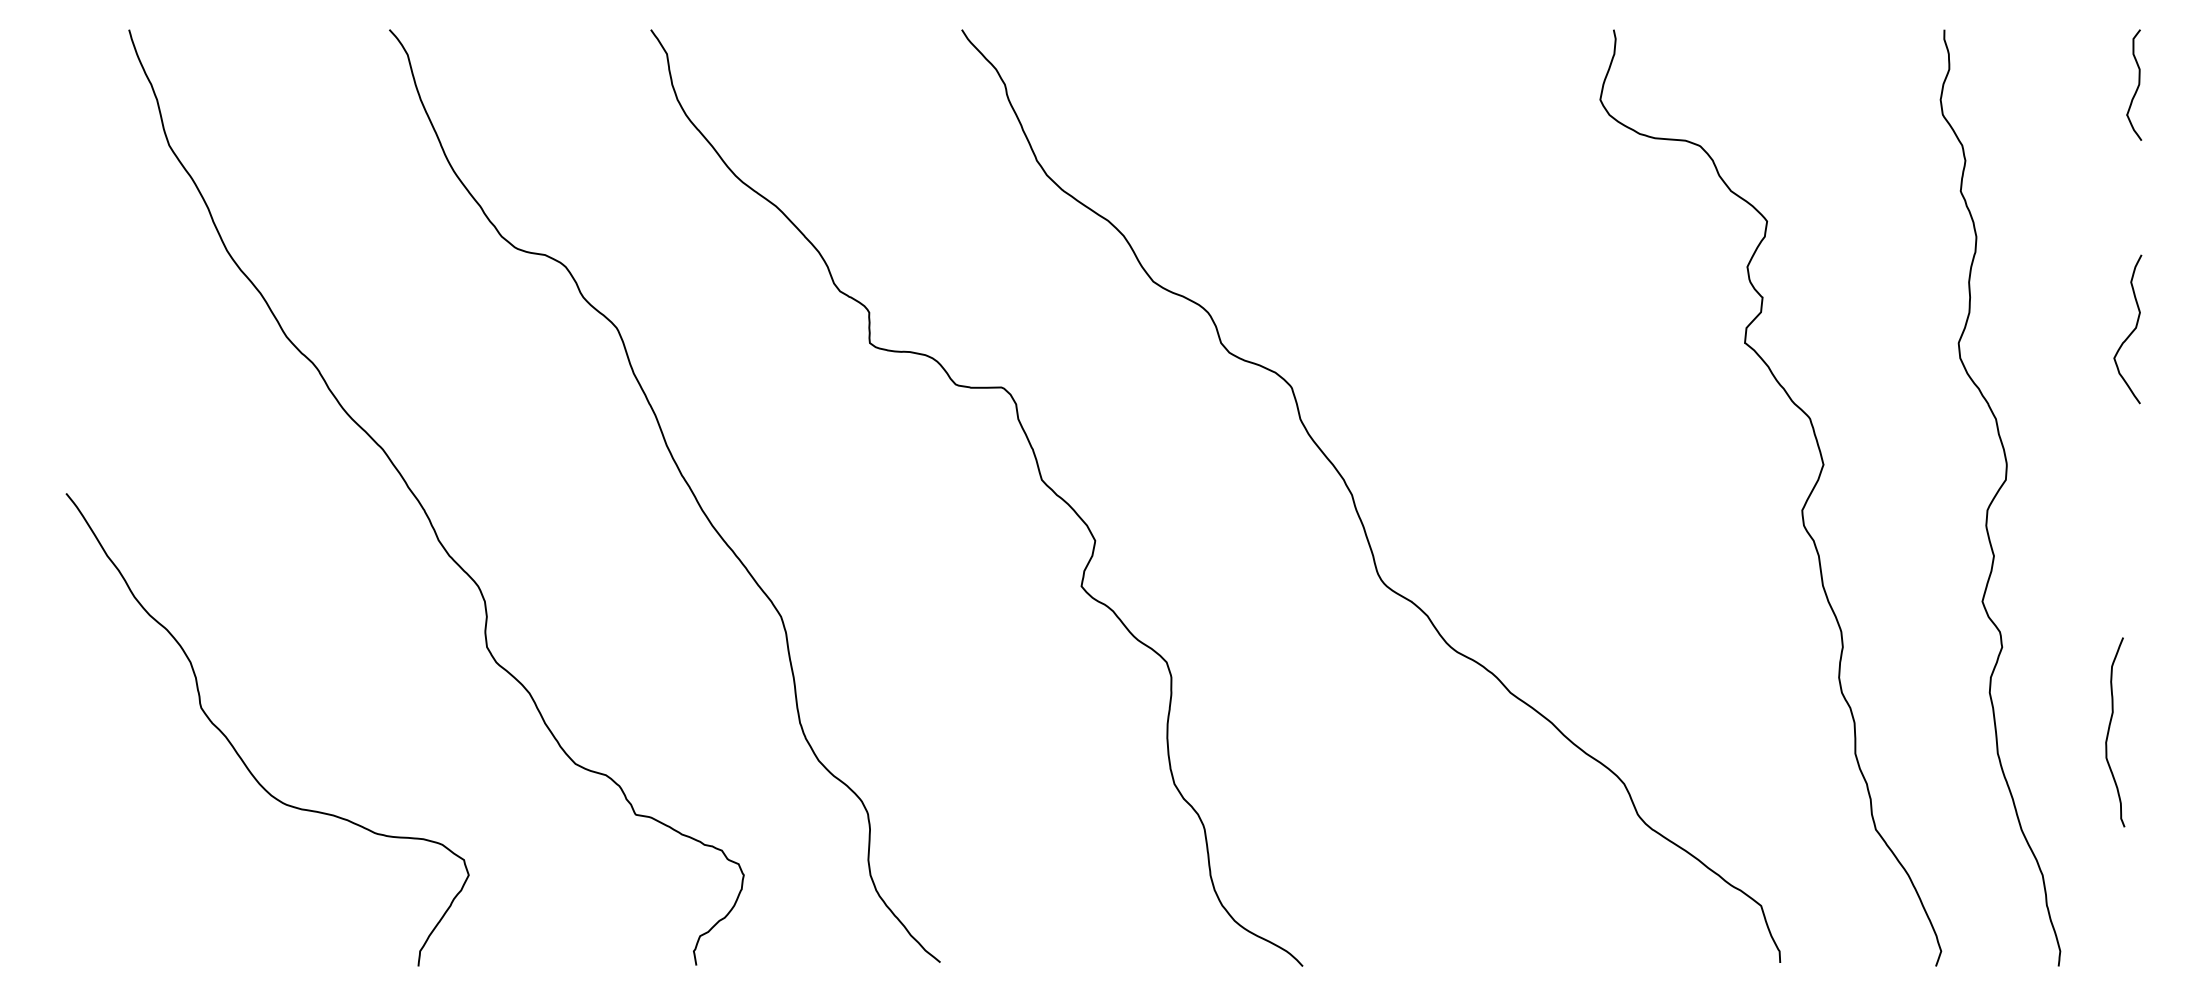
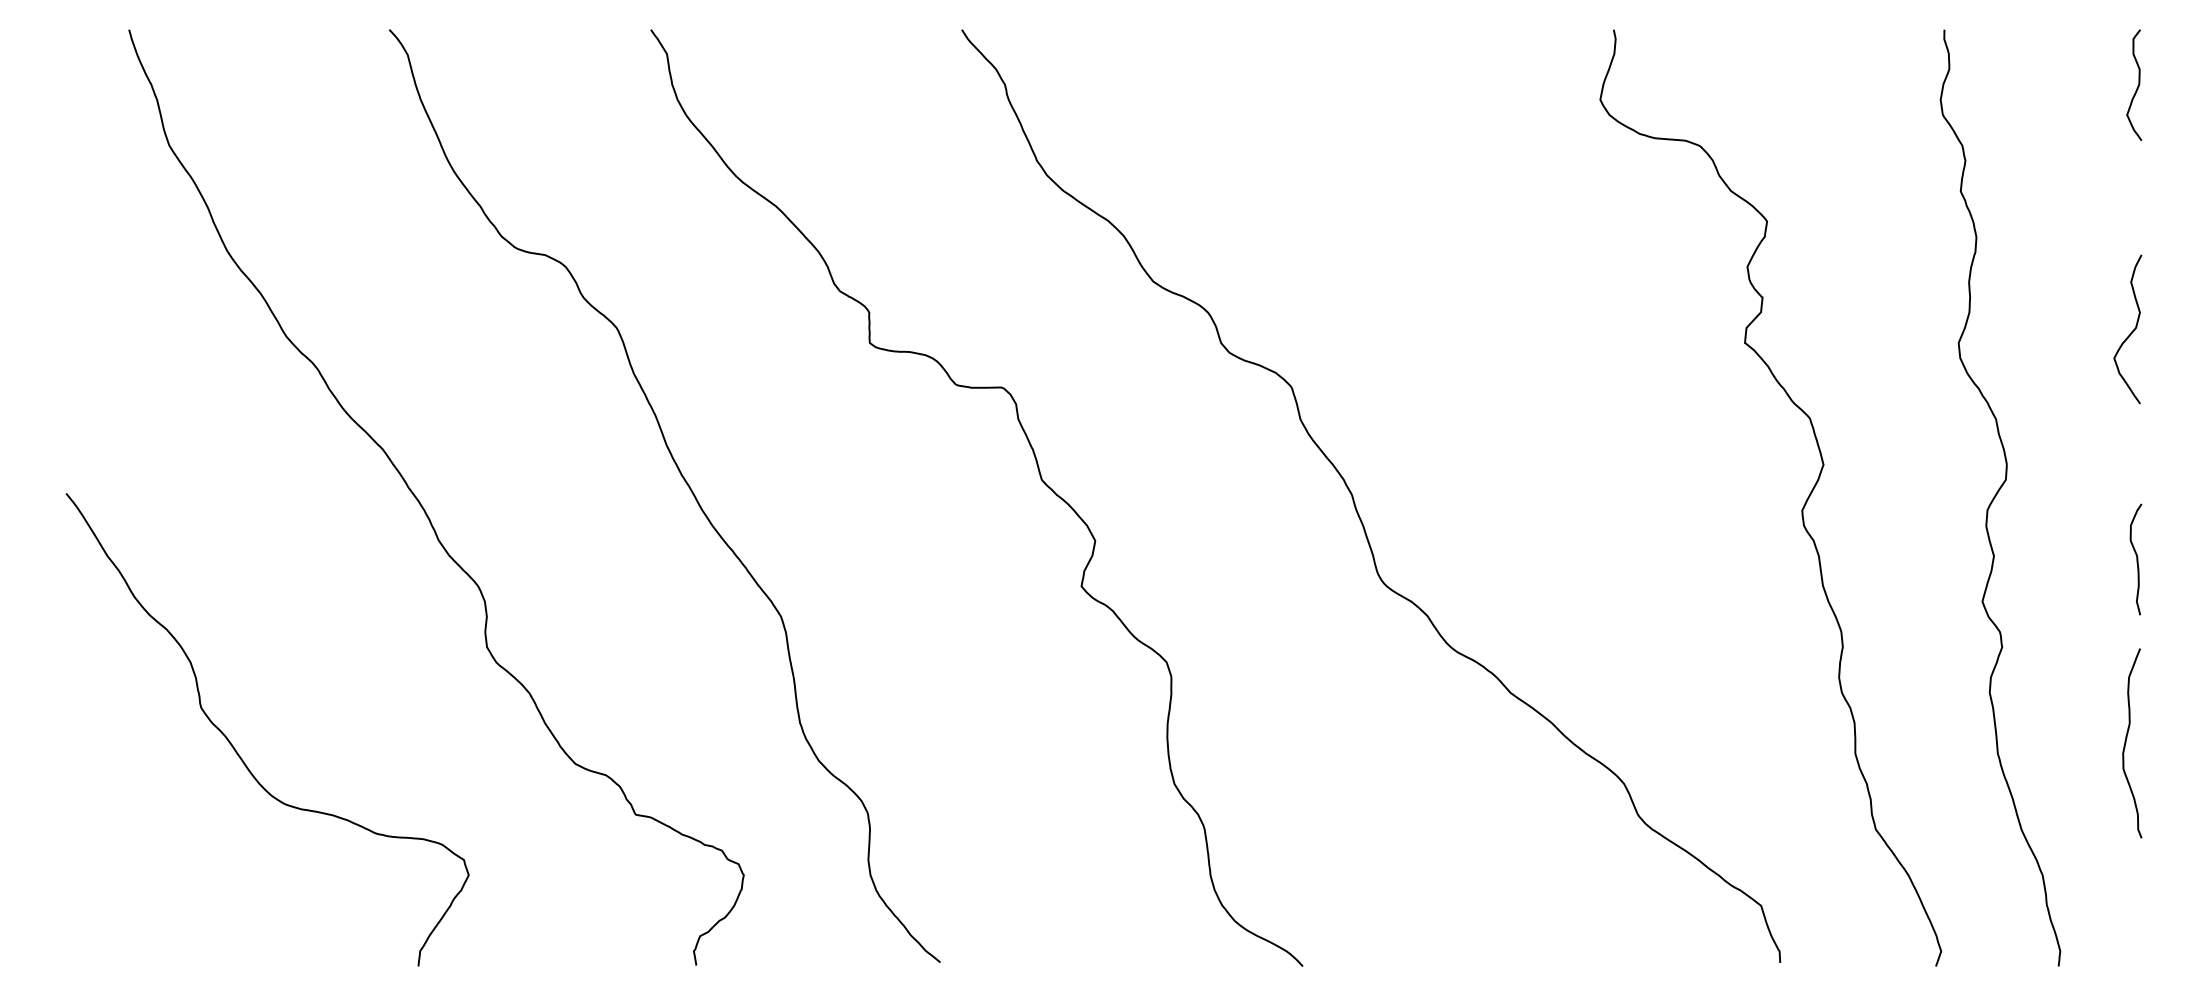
curve: none -> present (2136, 559)
curve position: (2109, 732) -> (2126, 743) (2126, 743)
